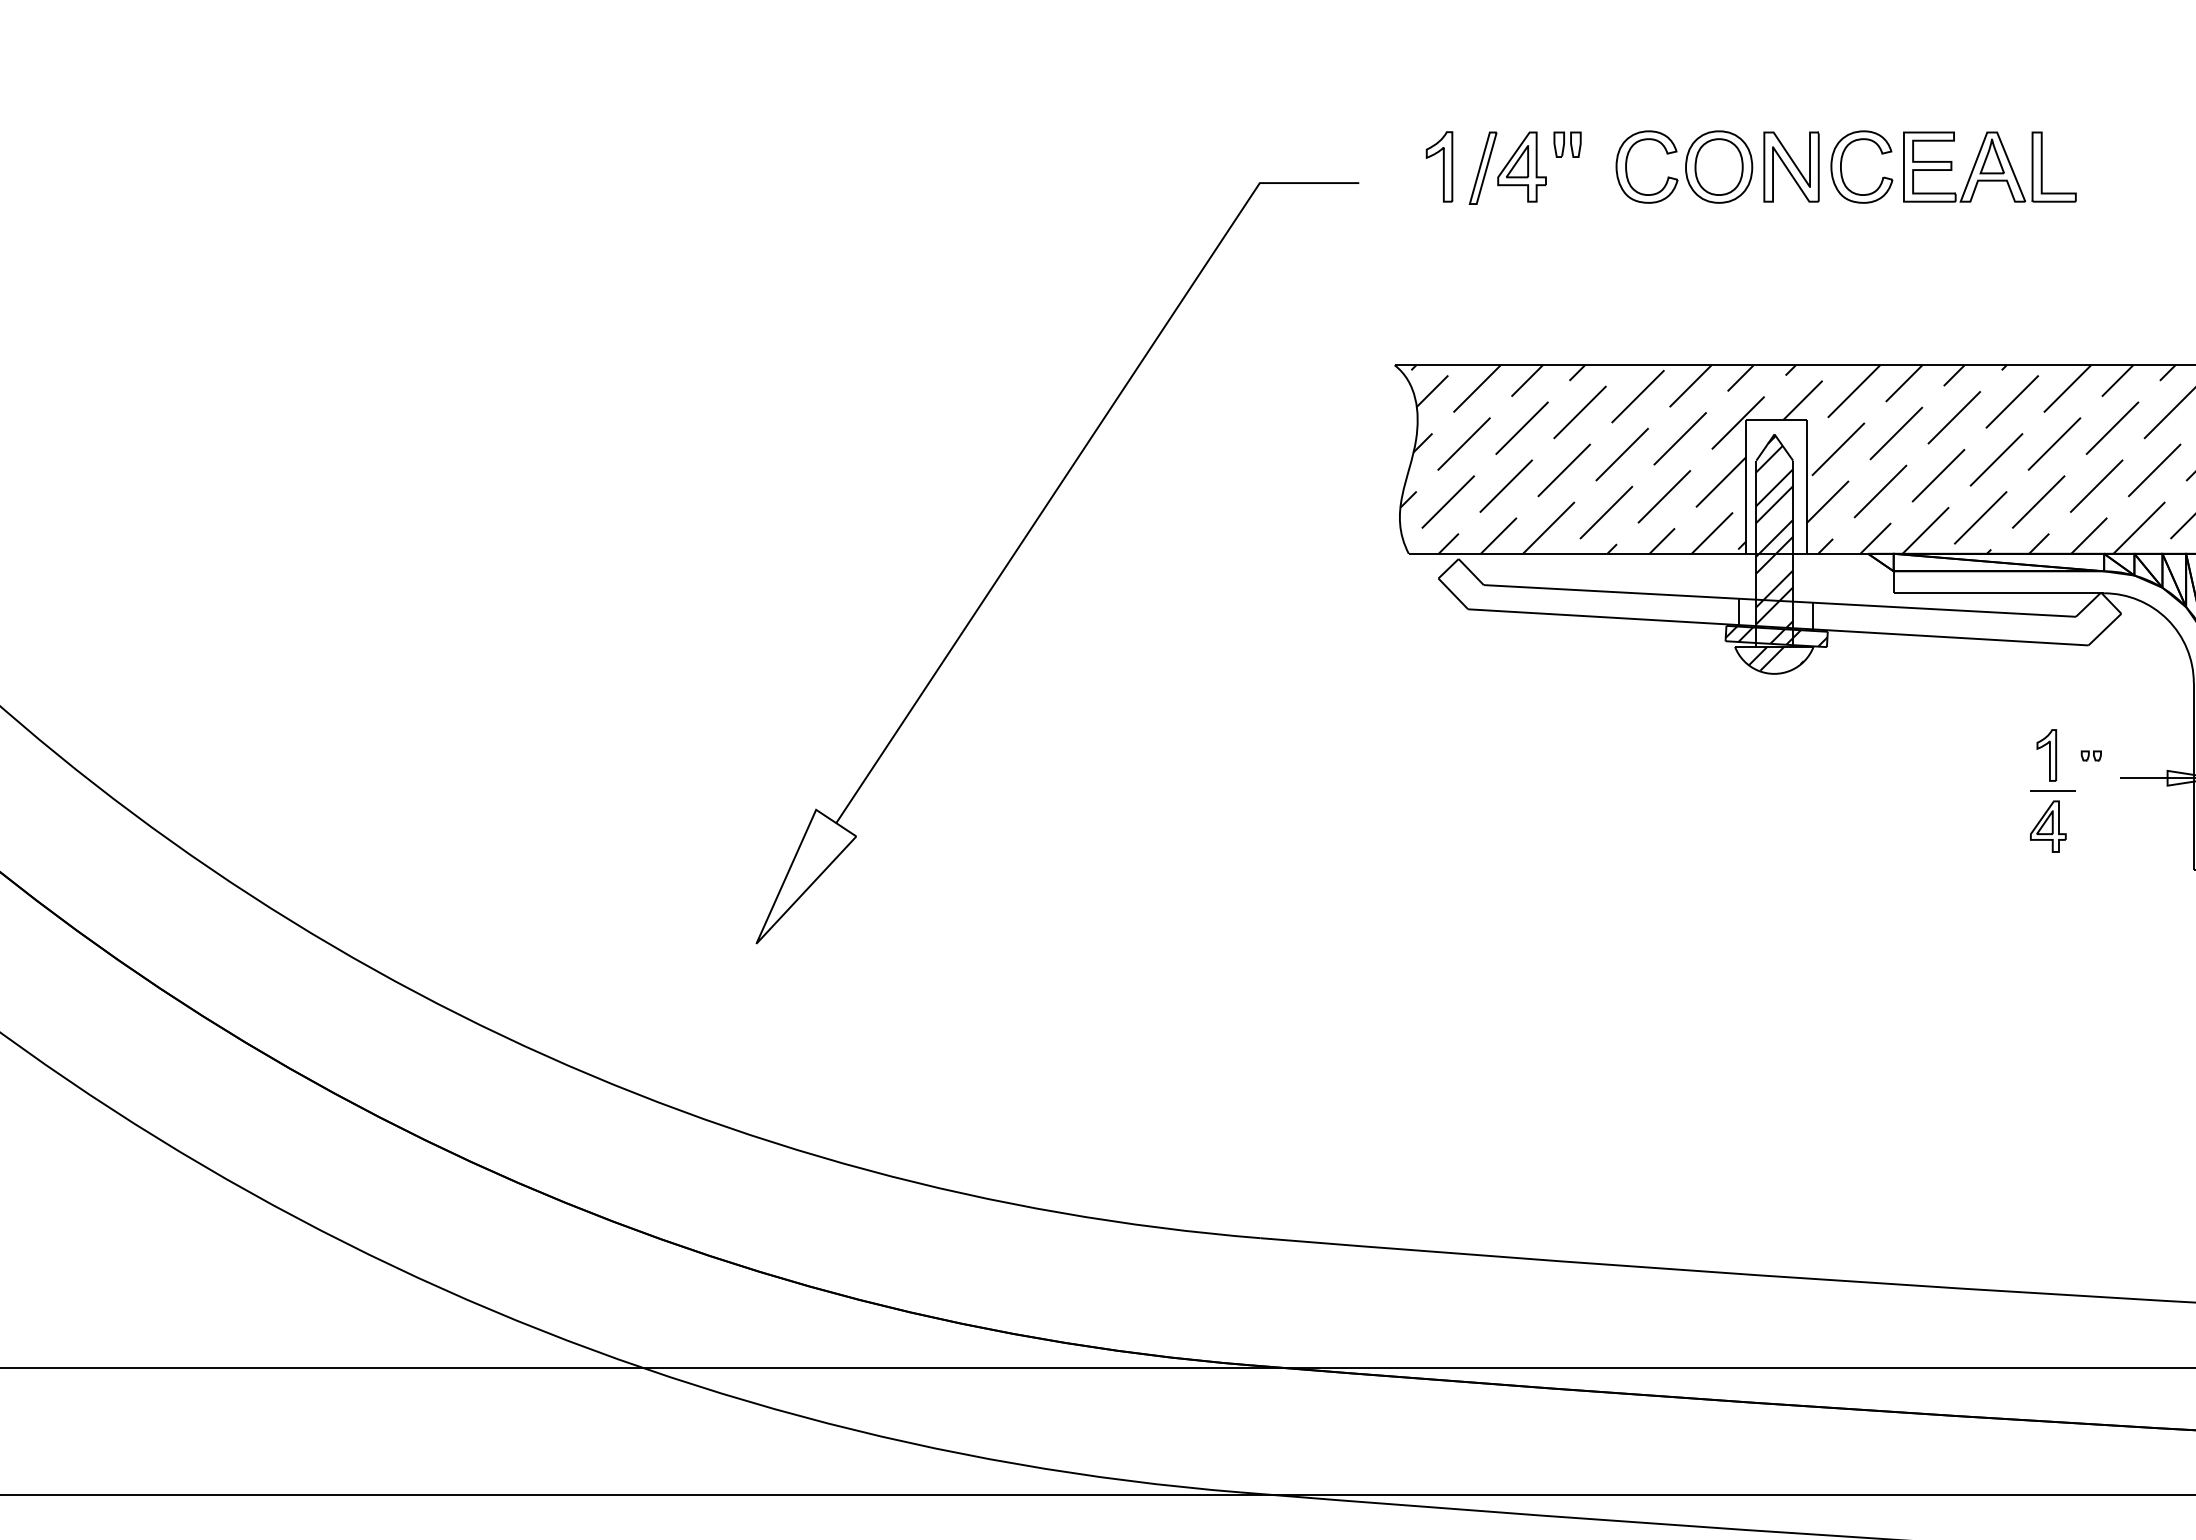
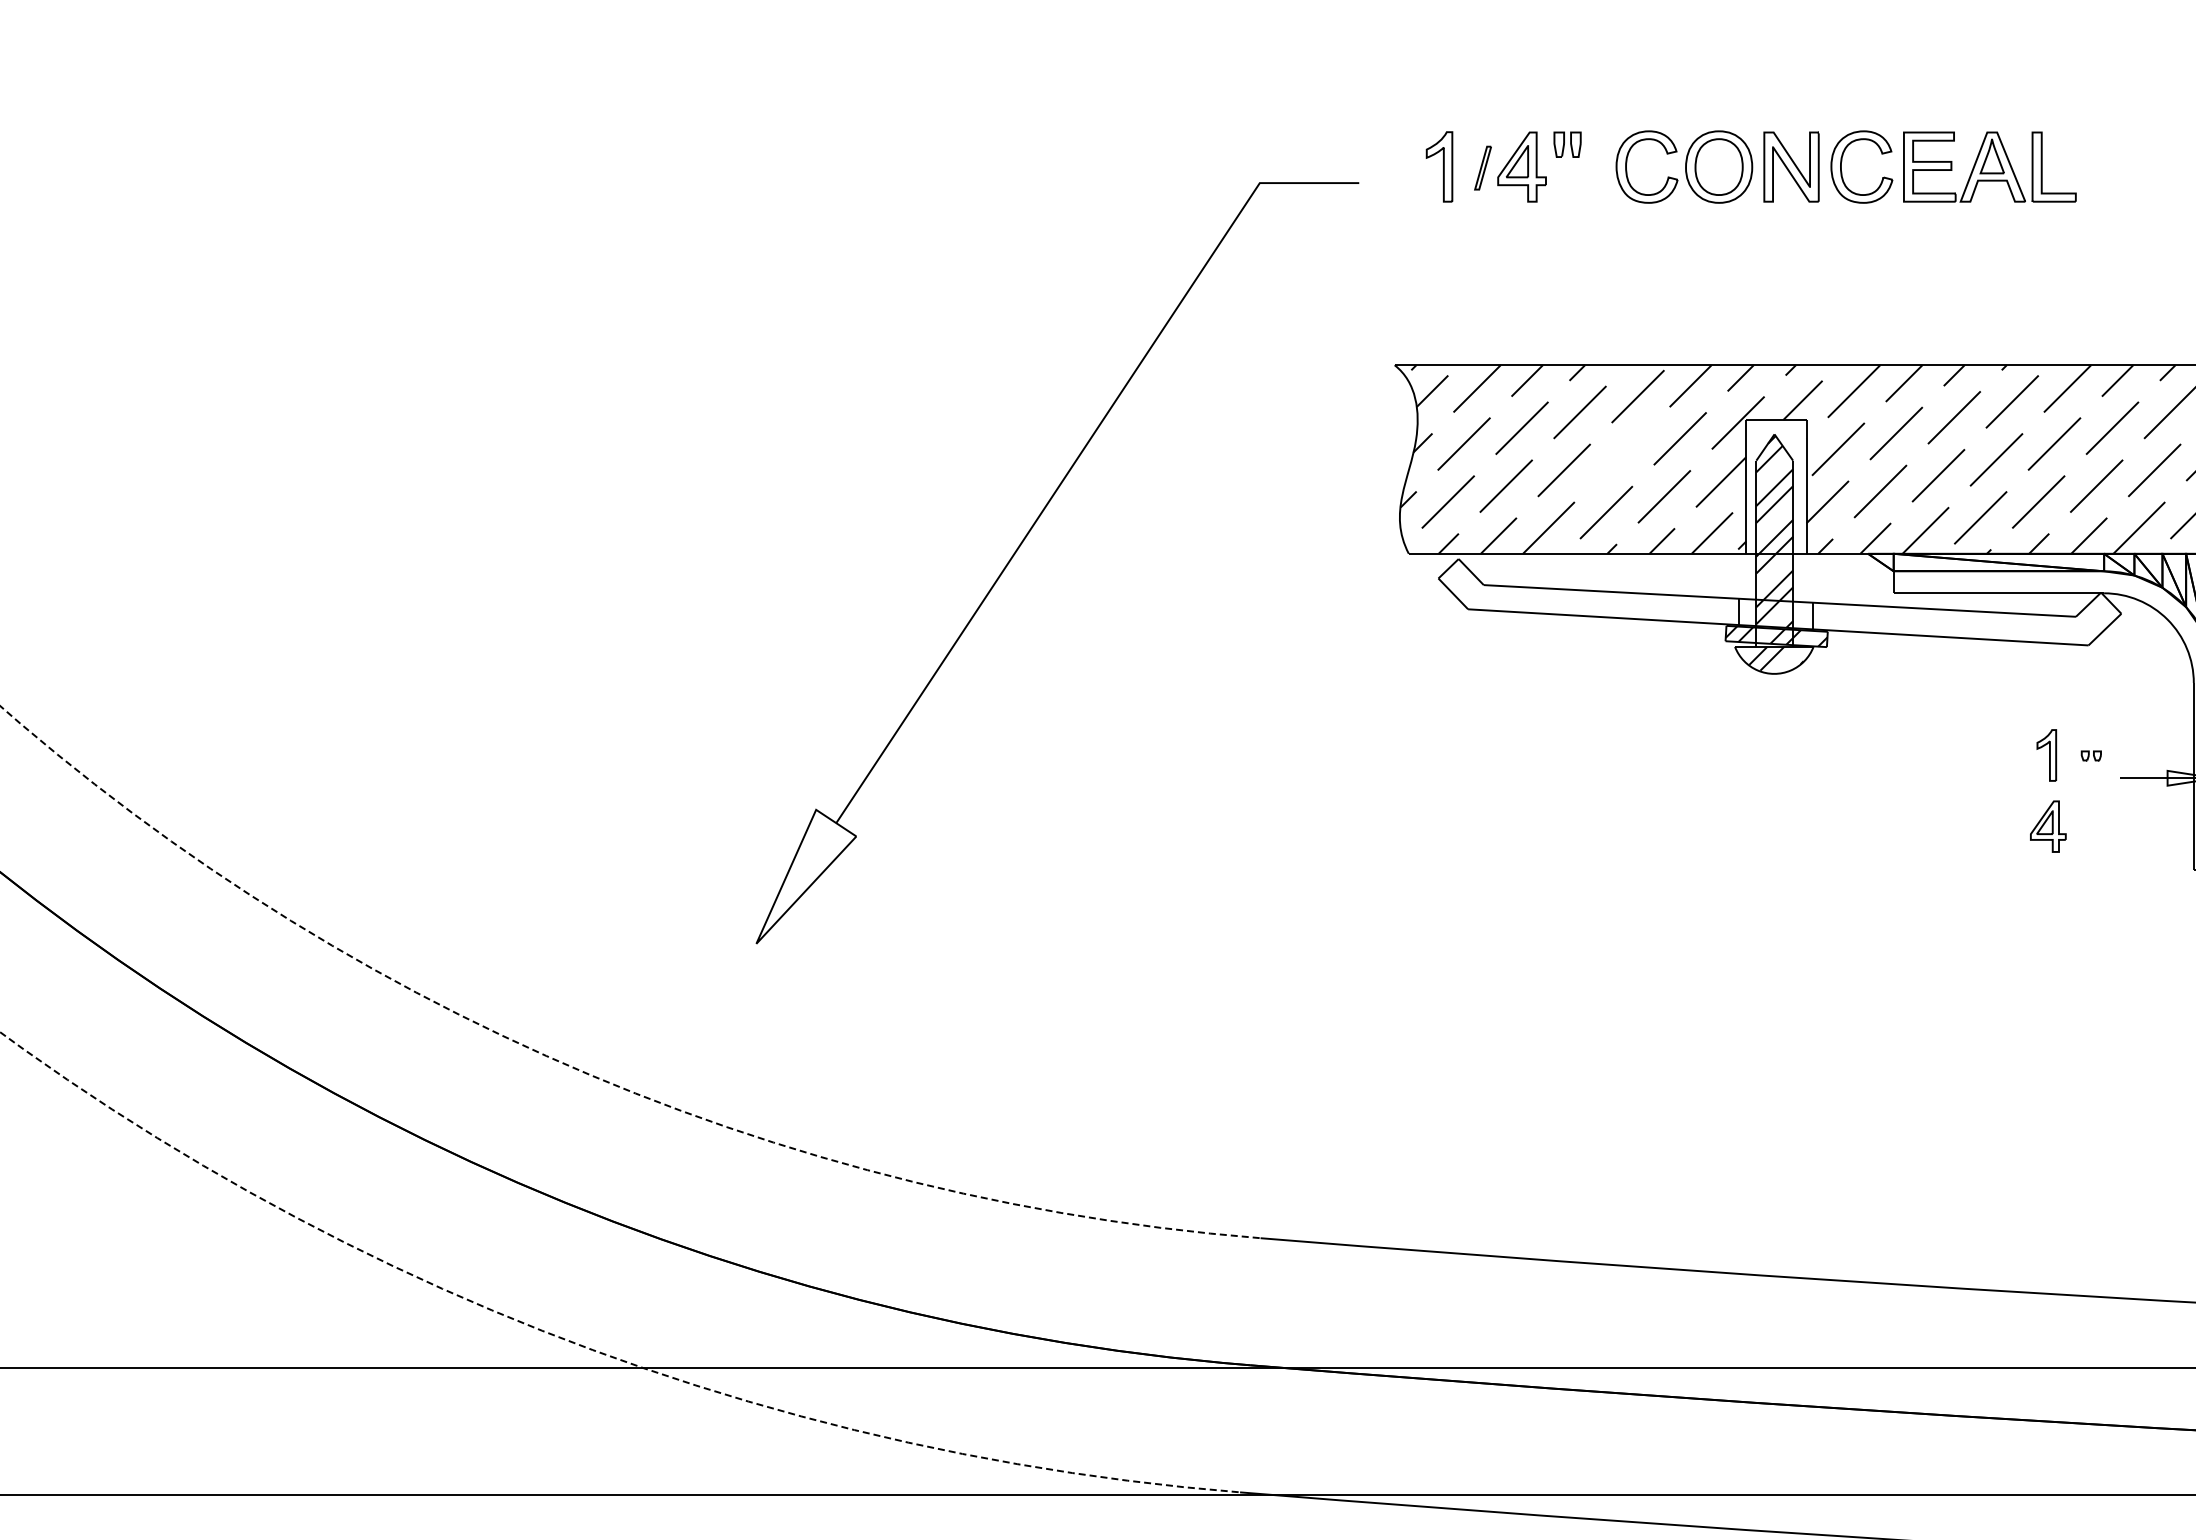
part size: 30x74 px -> 18x46 px (1482, 167)
line: present -> none (1621, 454)
line: present -> none (2052, 790)
arc: solid -> dashed (587, 1074)
arc: solid -> dashed (589, 1348)
